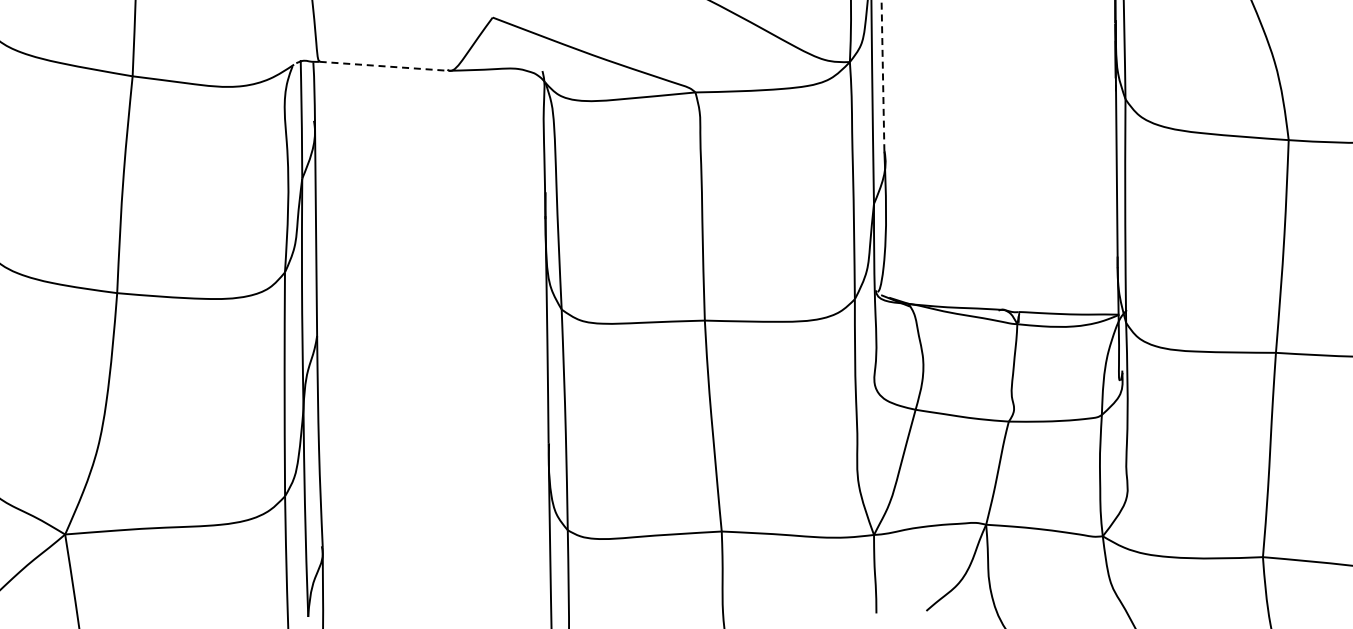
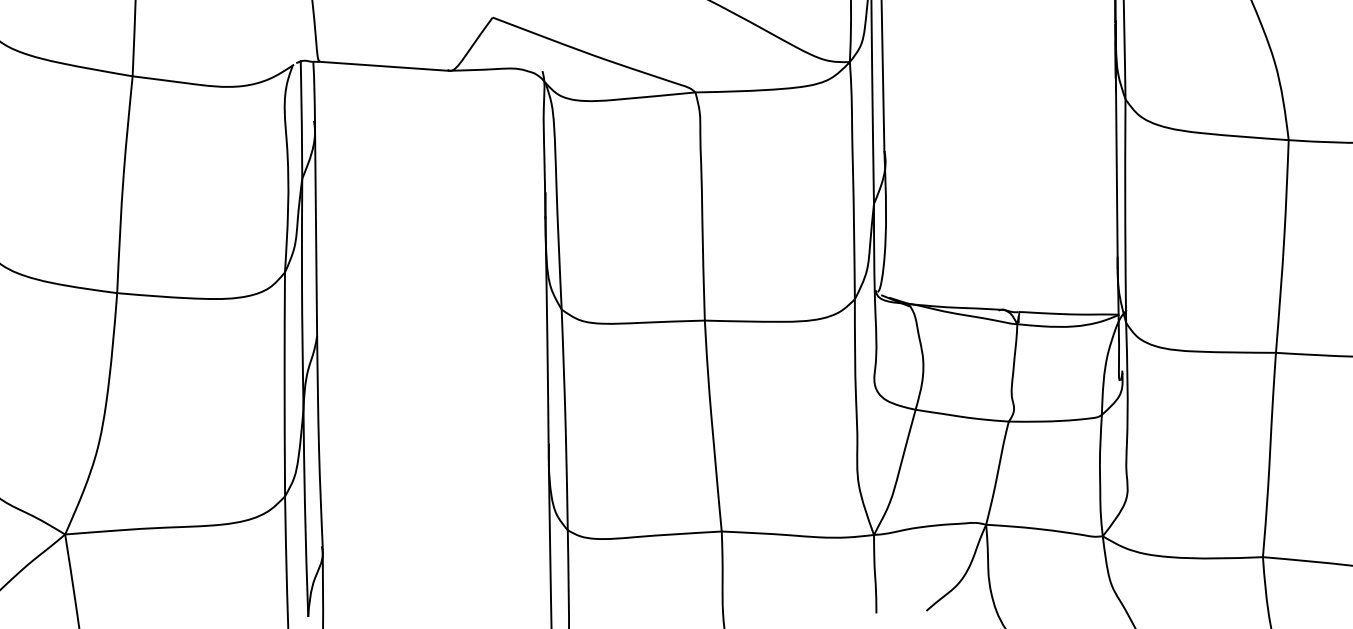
line: dashed -> solid (384, 66)
line: dashed -> solid (882, 75)
